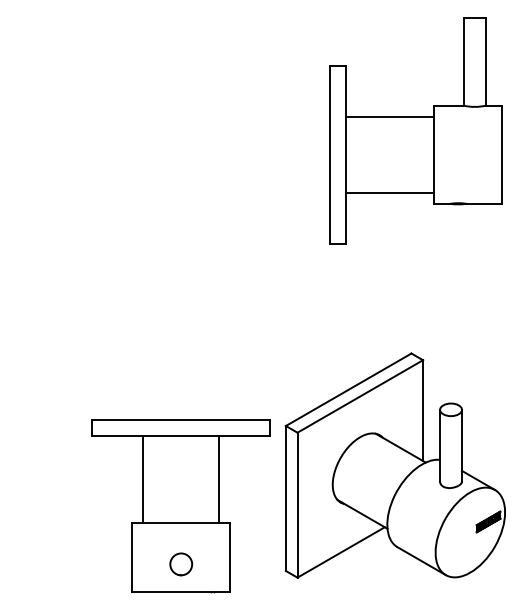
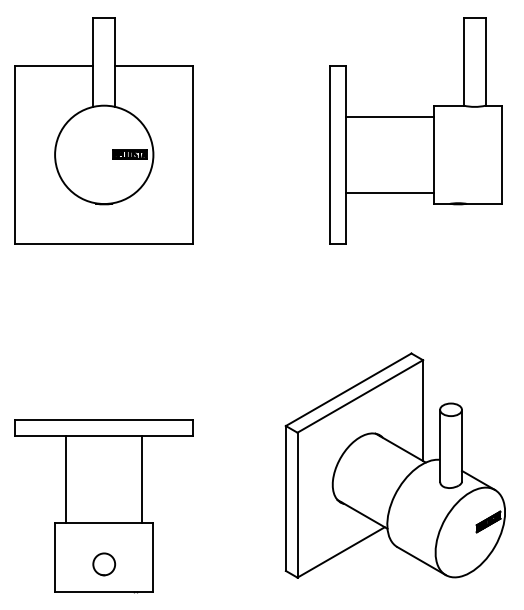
part: none -> present (103, 130)
part position: (180, 506) -> (103, 506) (103, 506)
